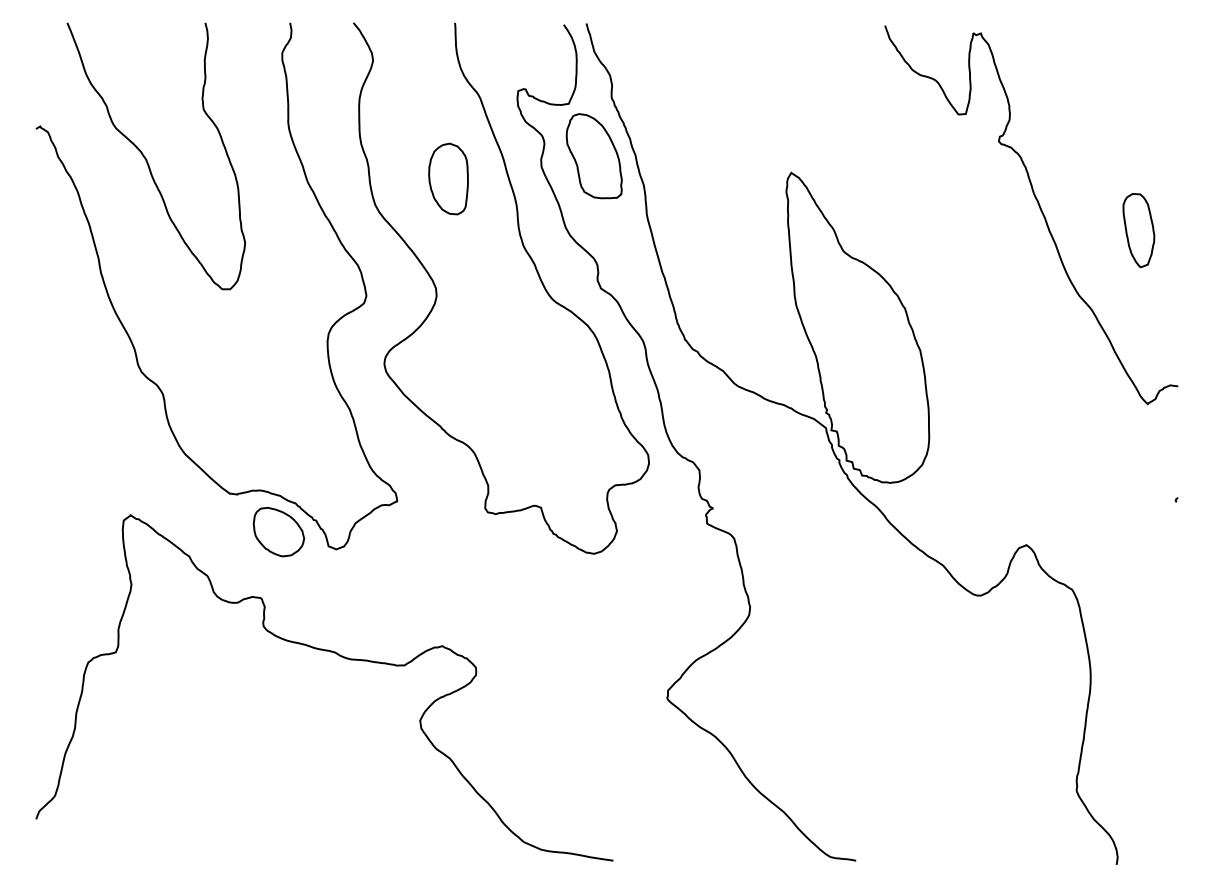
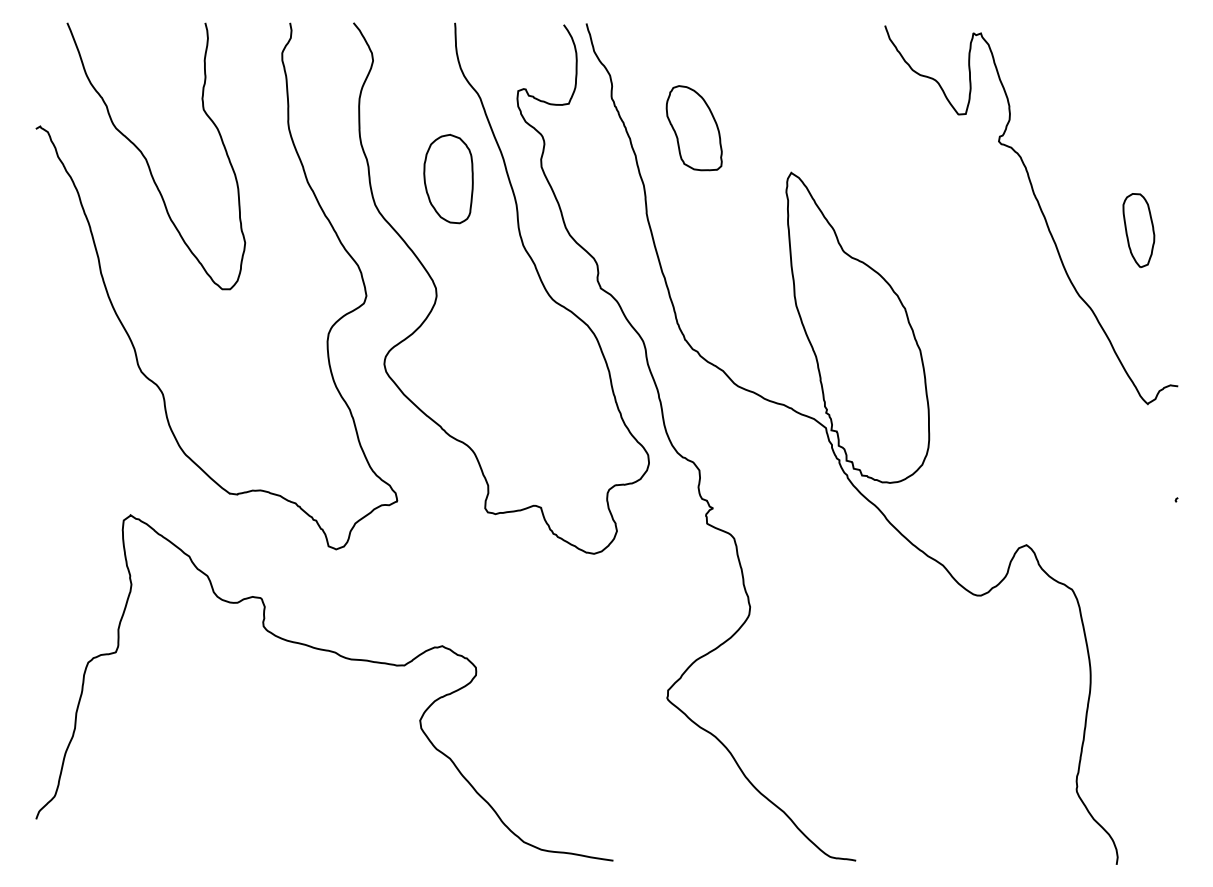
part position: (593, 156) -> (693, 128) (693, 128)
part size: 41x74 px -> 51x92 px (448, 178)
part: present -> none (278, 531)
